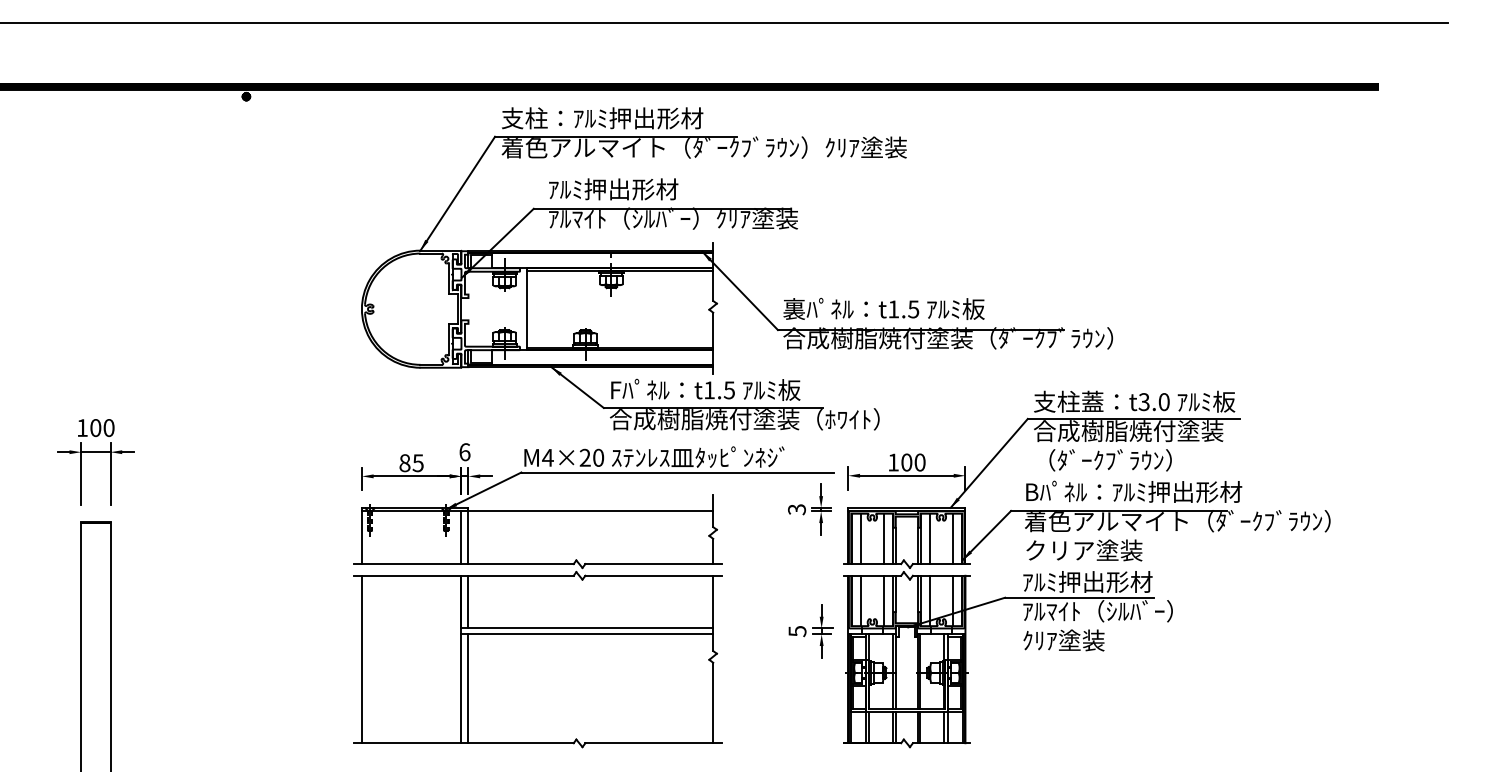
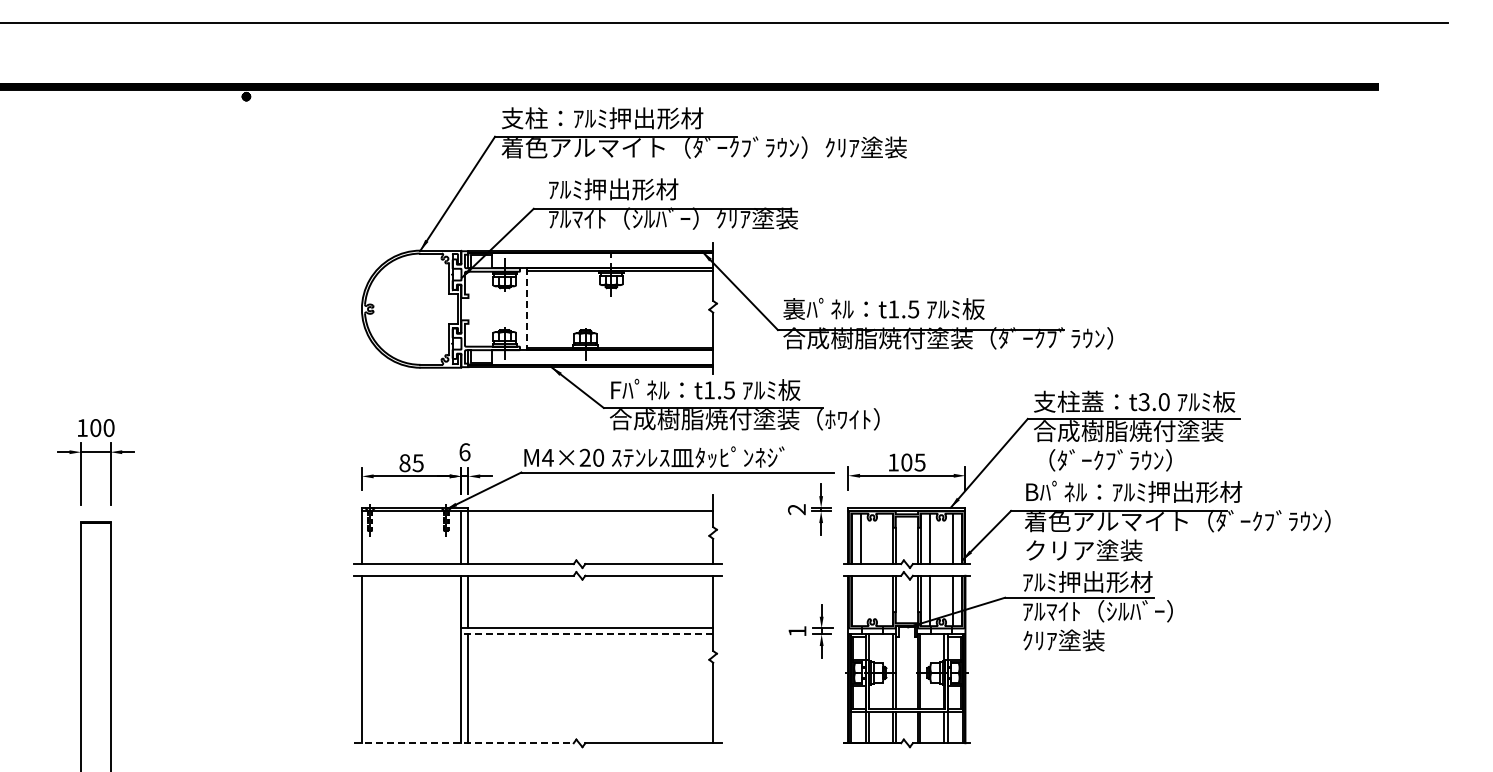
line: solid -> dashed (527, 309)
text: 100 -> 105 (919, 462)
text: 3 -> 2 (796, 509)
line: present -> none (883, 538)
line: present -> none (860, 600)
line: present -> none (883, 600)
text: 5 -> 1 (797, 631)
line: solid -> dashed (587, 634)
line: solid -> dashed (463, 743)
